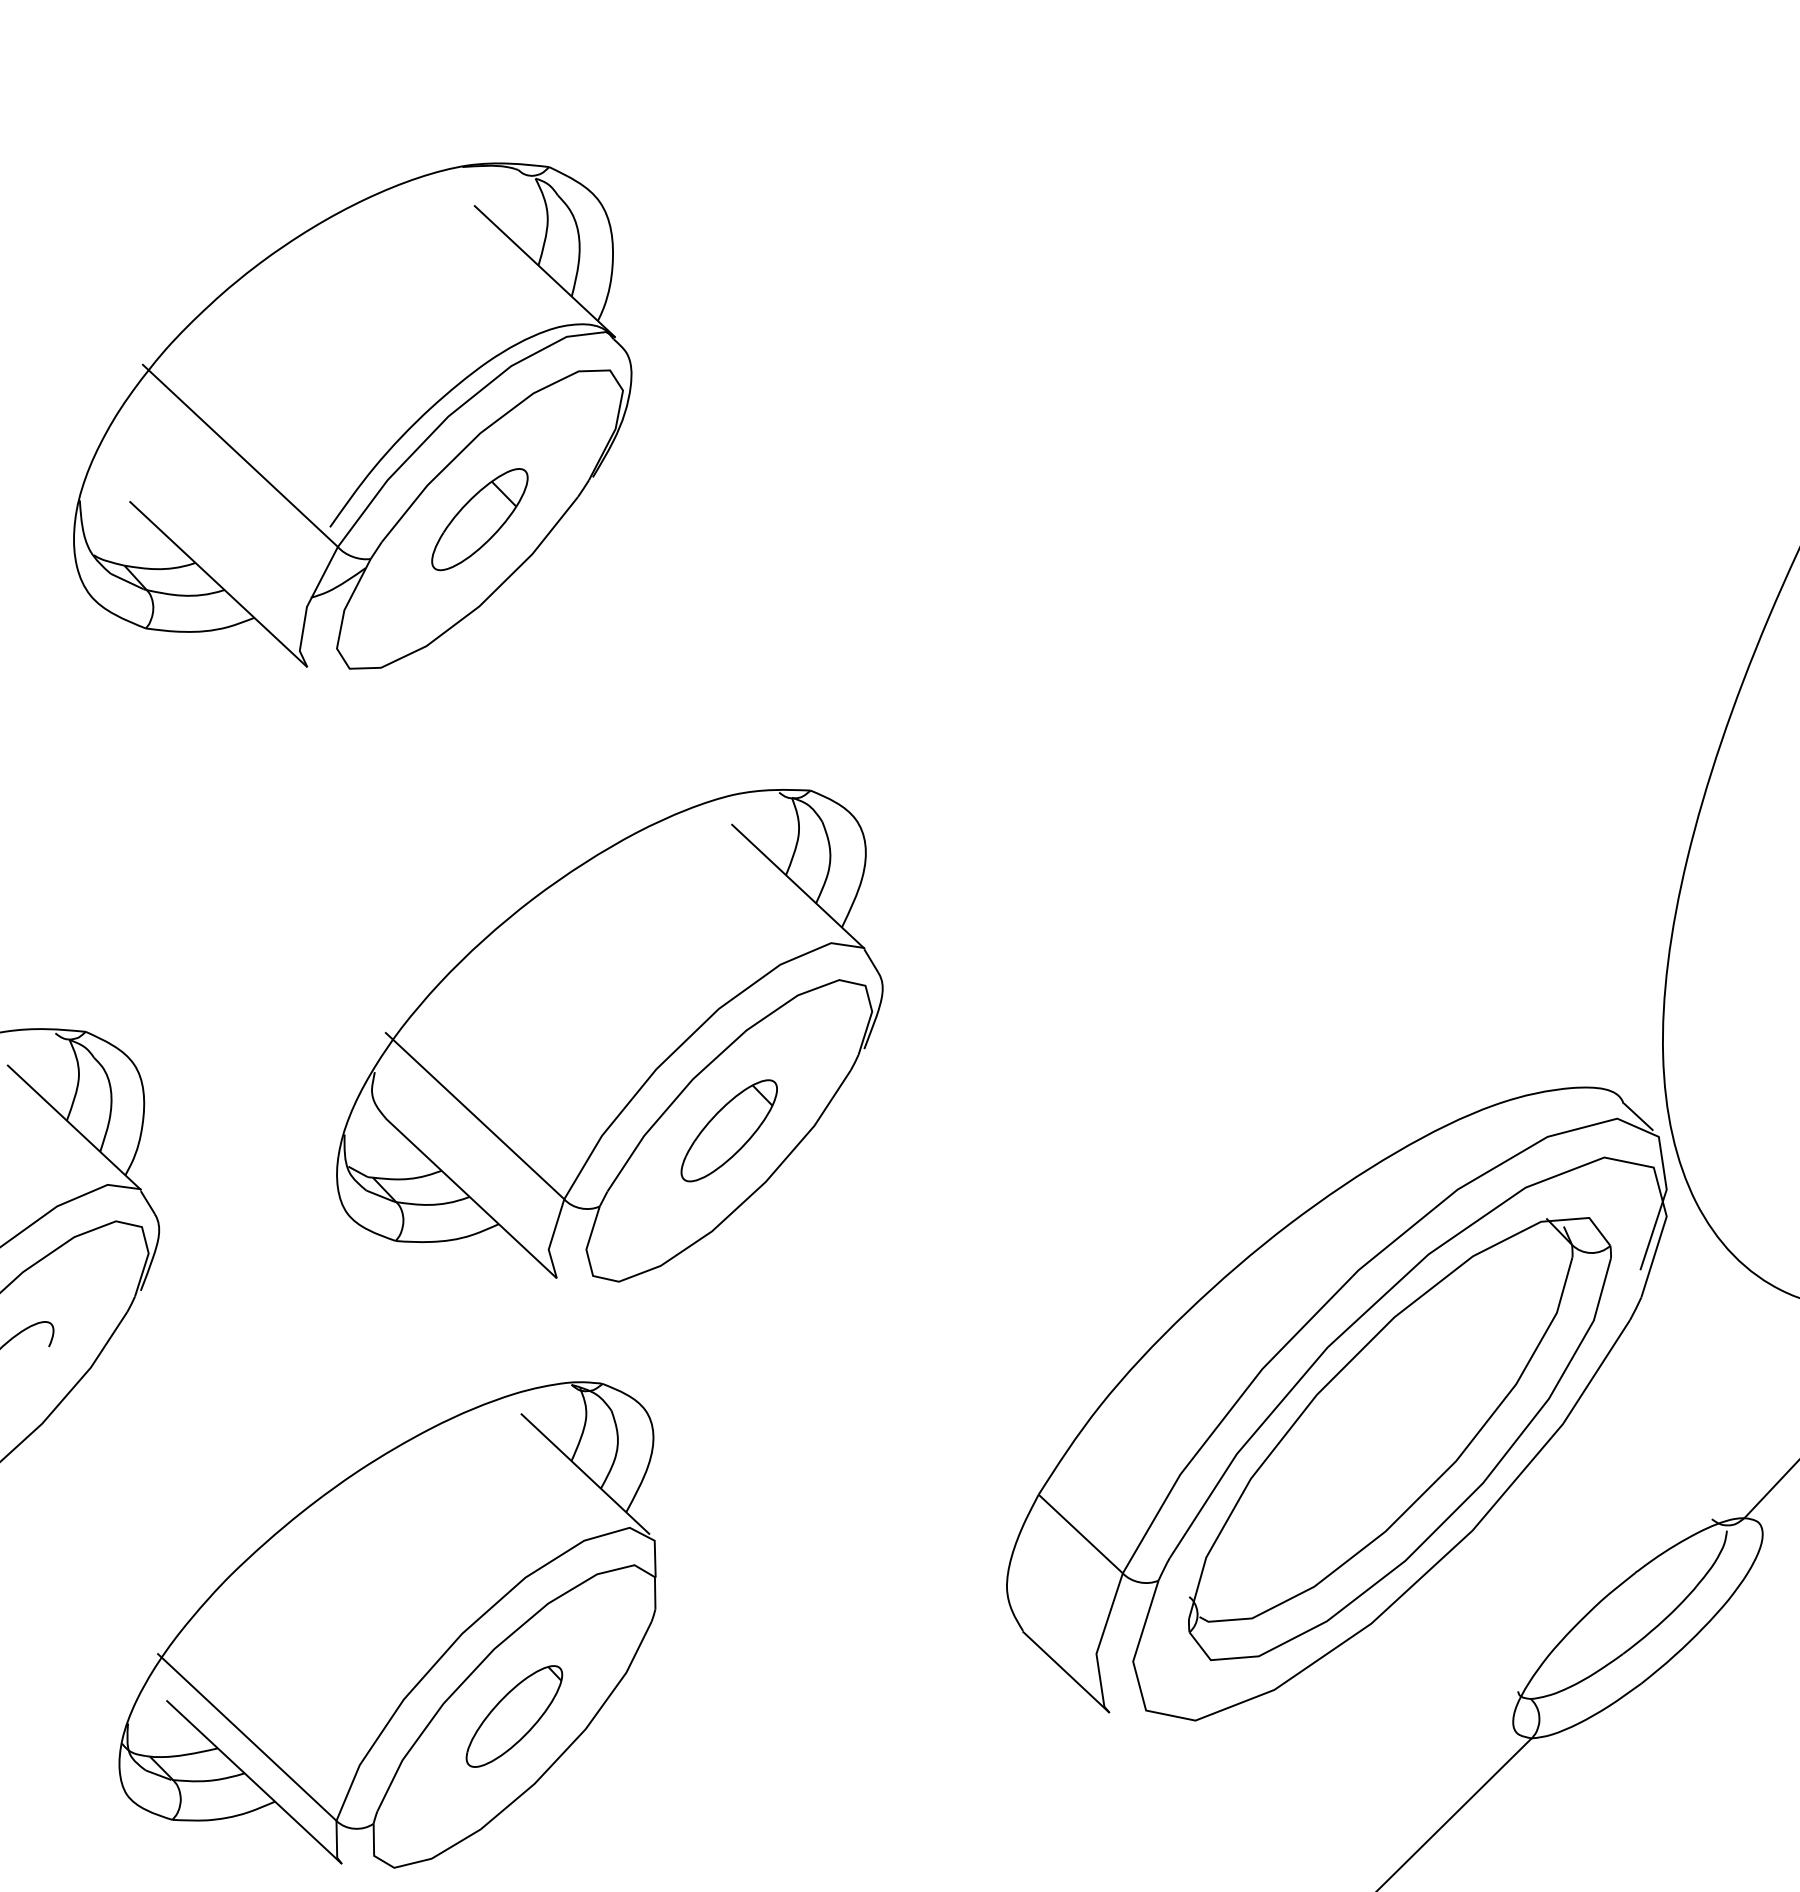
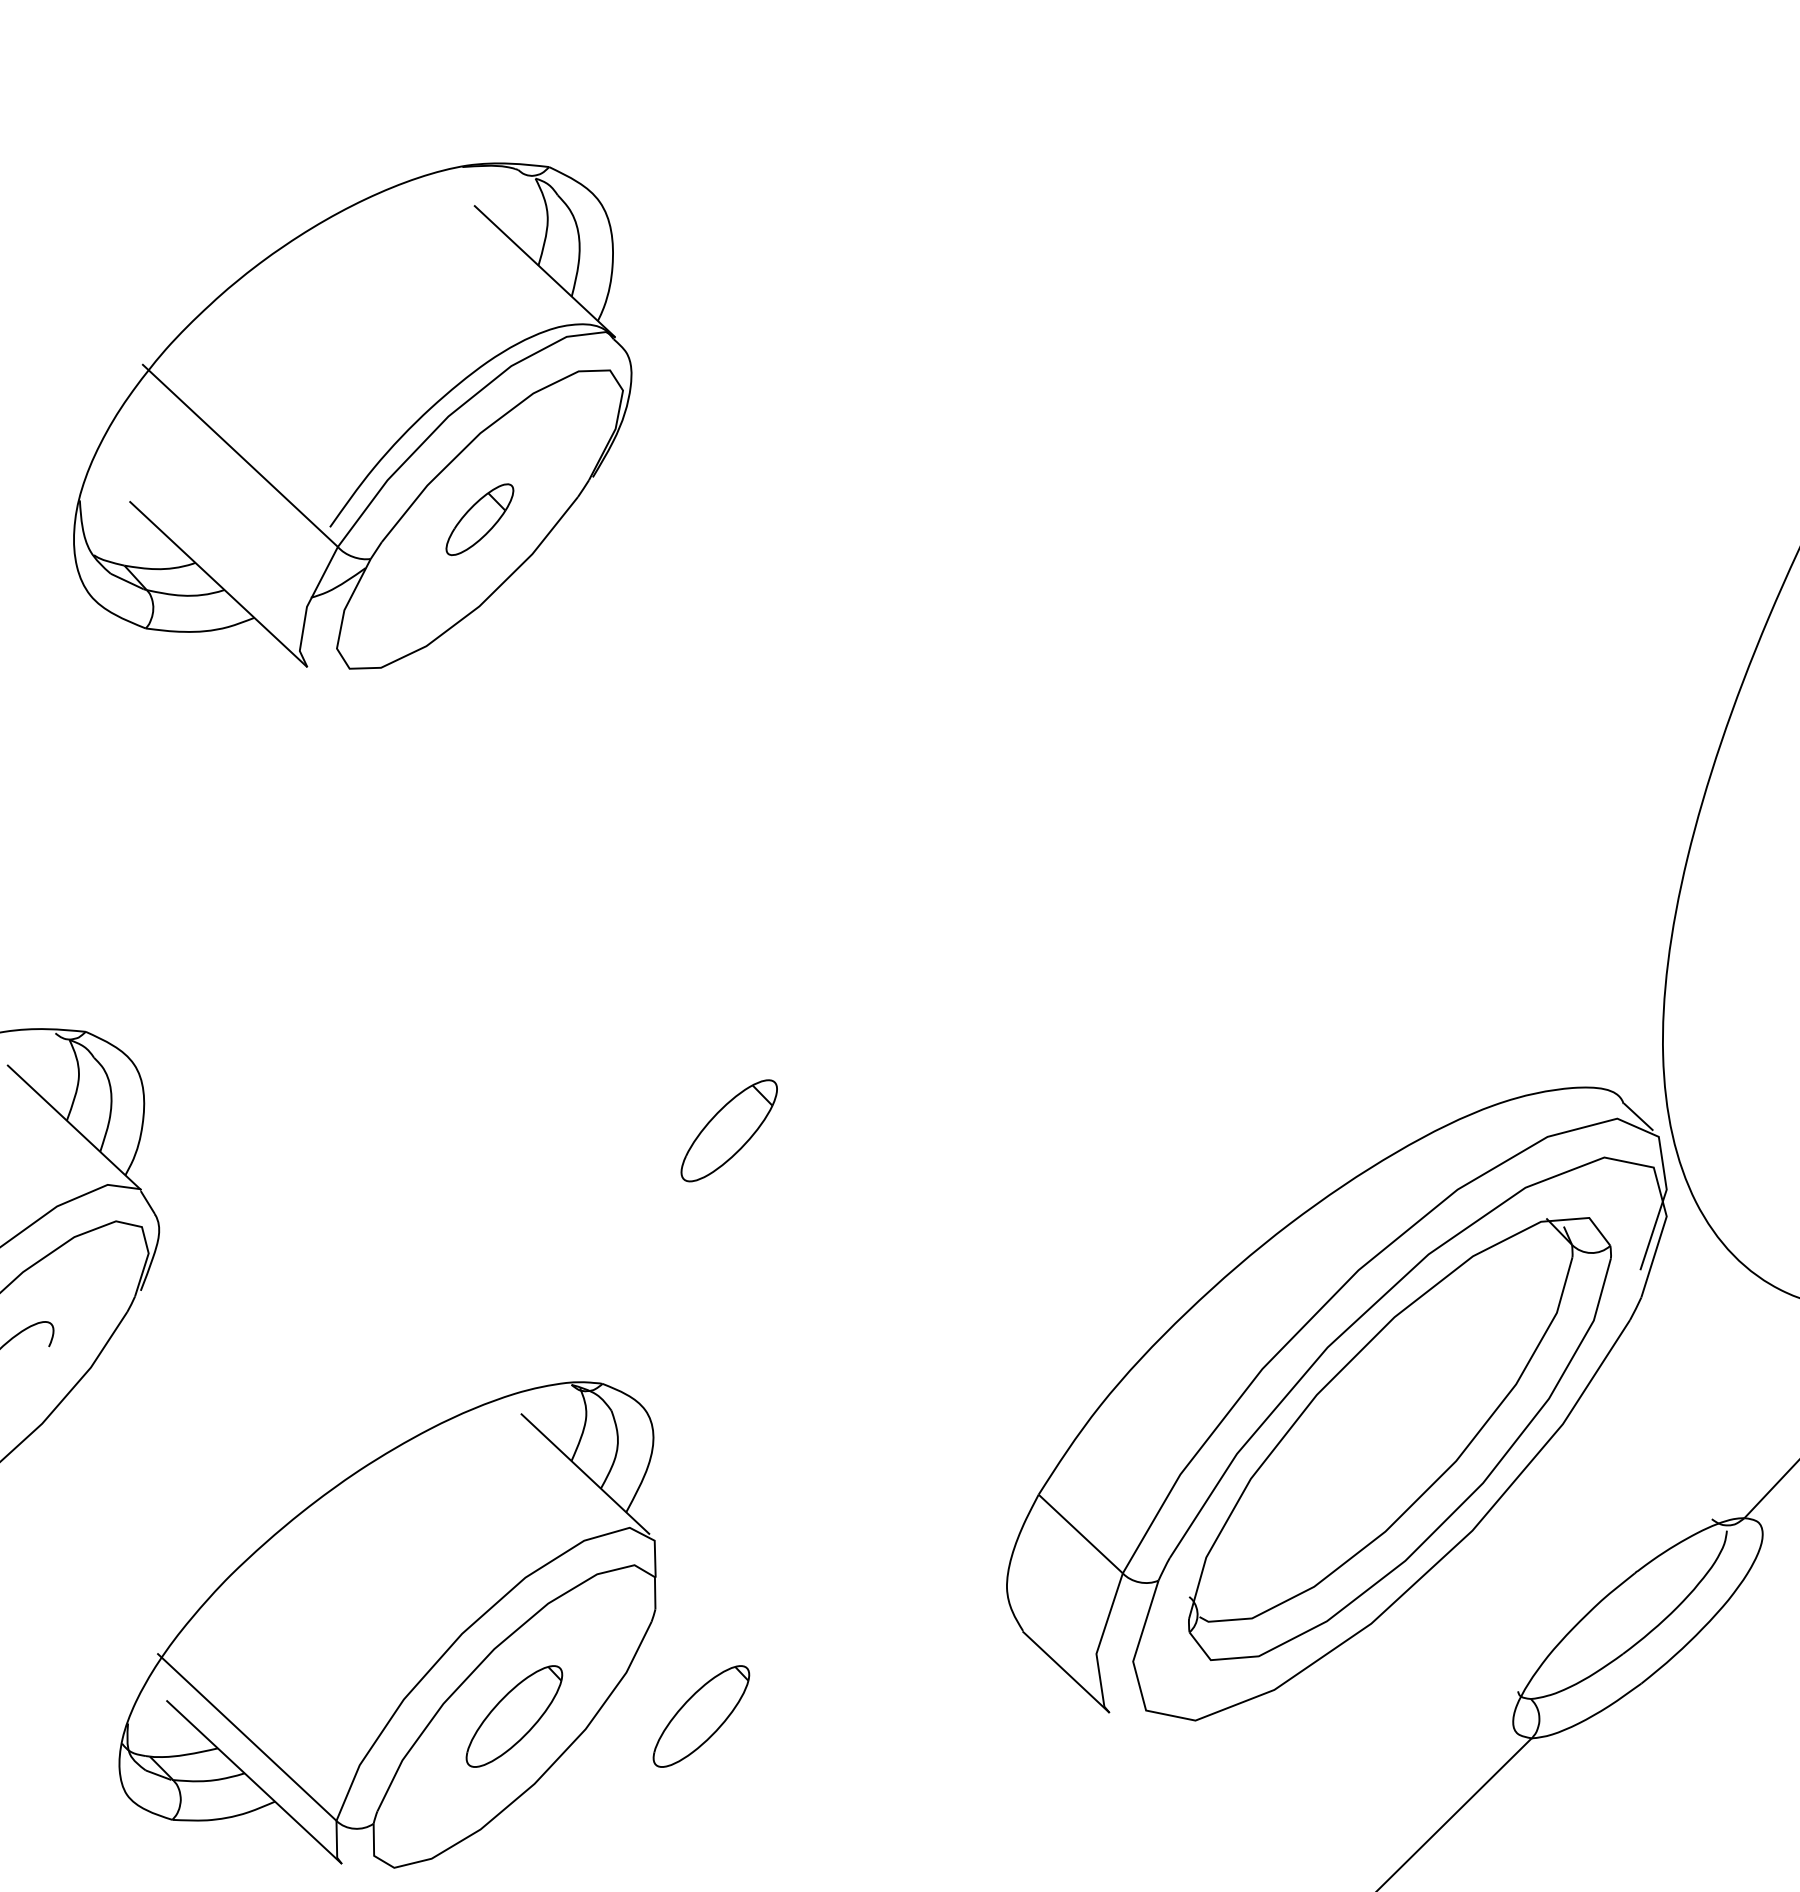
part size: 98x104 px -> 70x74 px (479, 519)
part: present -> none (609, 1035)
part: none -> present (701, 1716)
